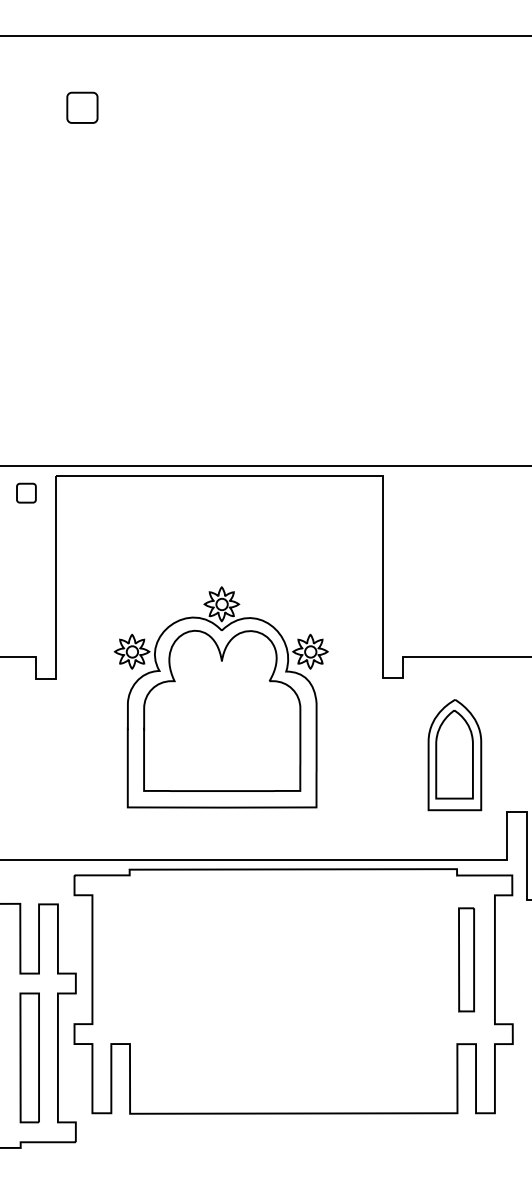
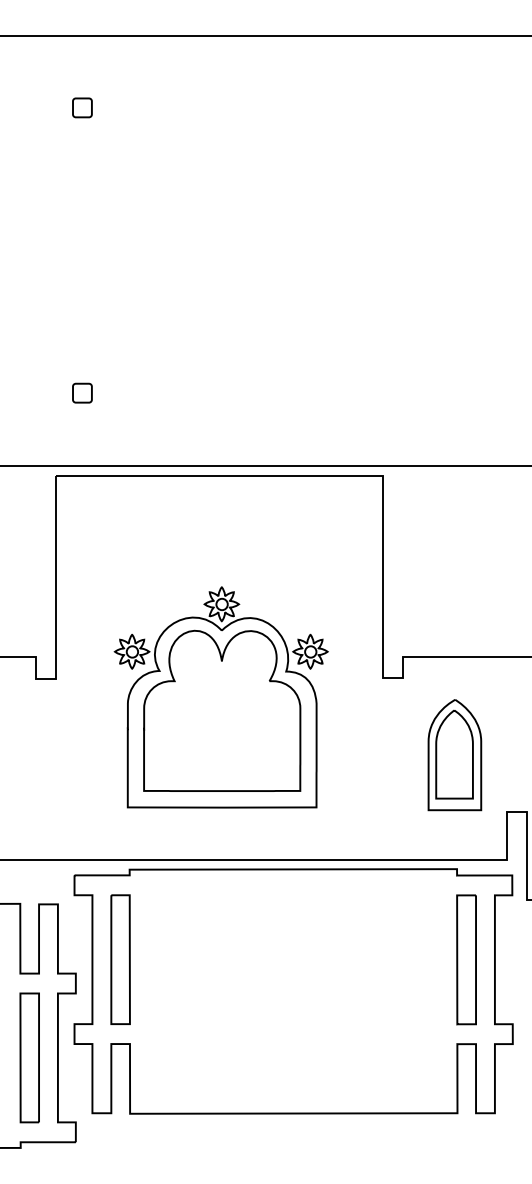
part size: 33x33 px -> 21x22 px (82, 107)
part position: (26, 492) -> (82, 392) (82, 392)
part: none -> present (120, 959)
part size: 17x106 px -> 21x132 px (466, 959)
